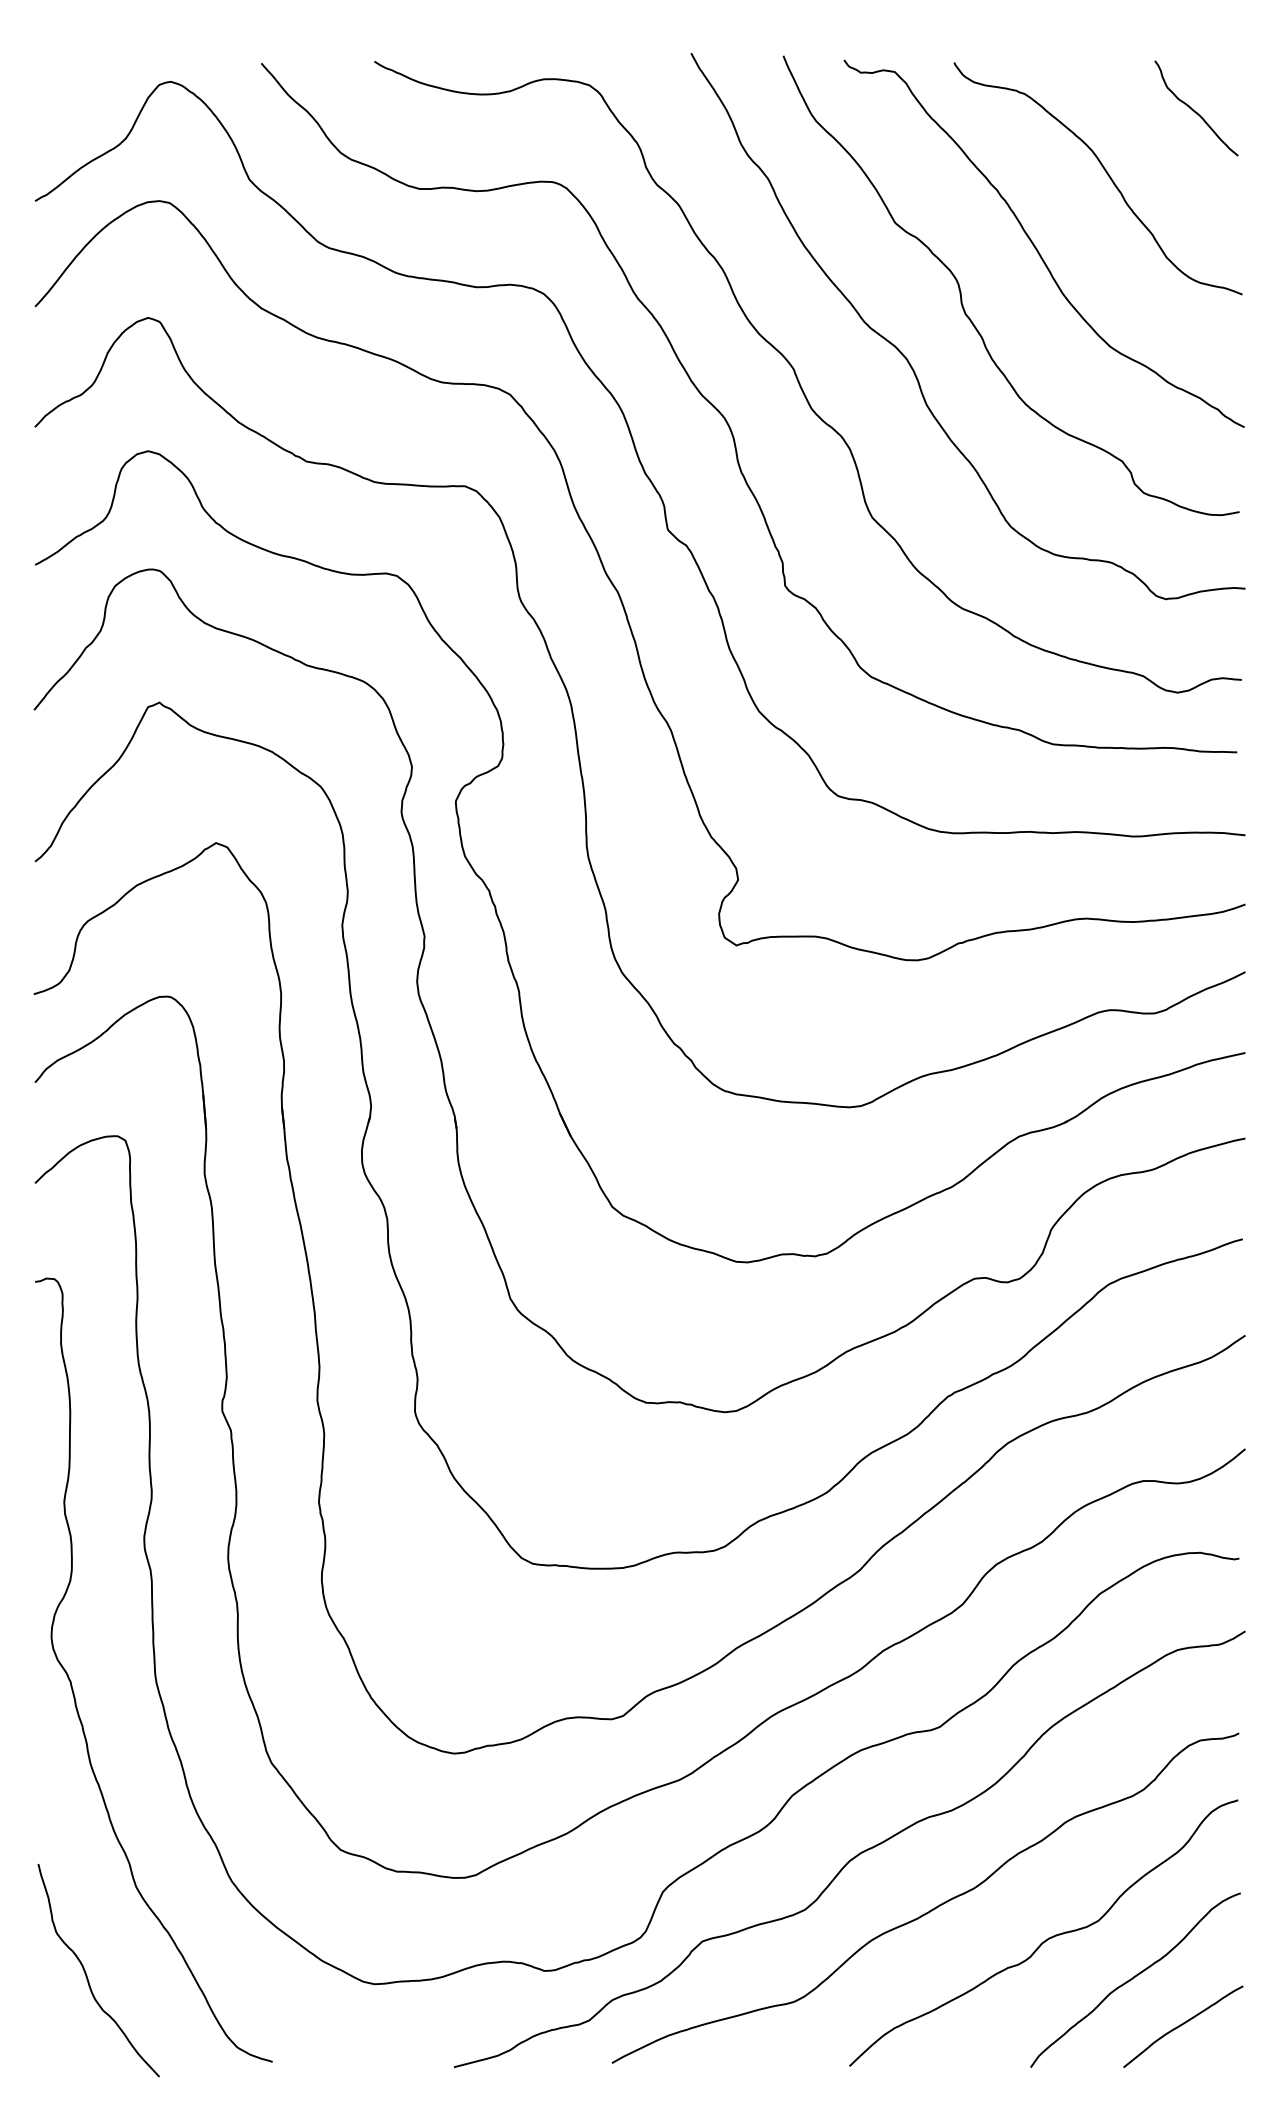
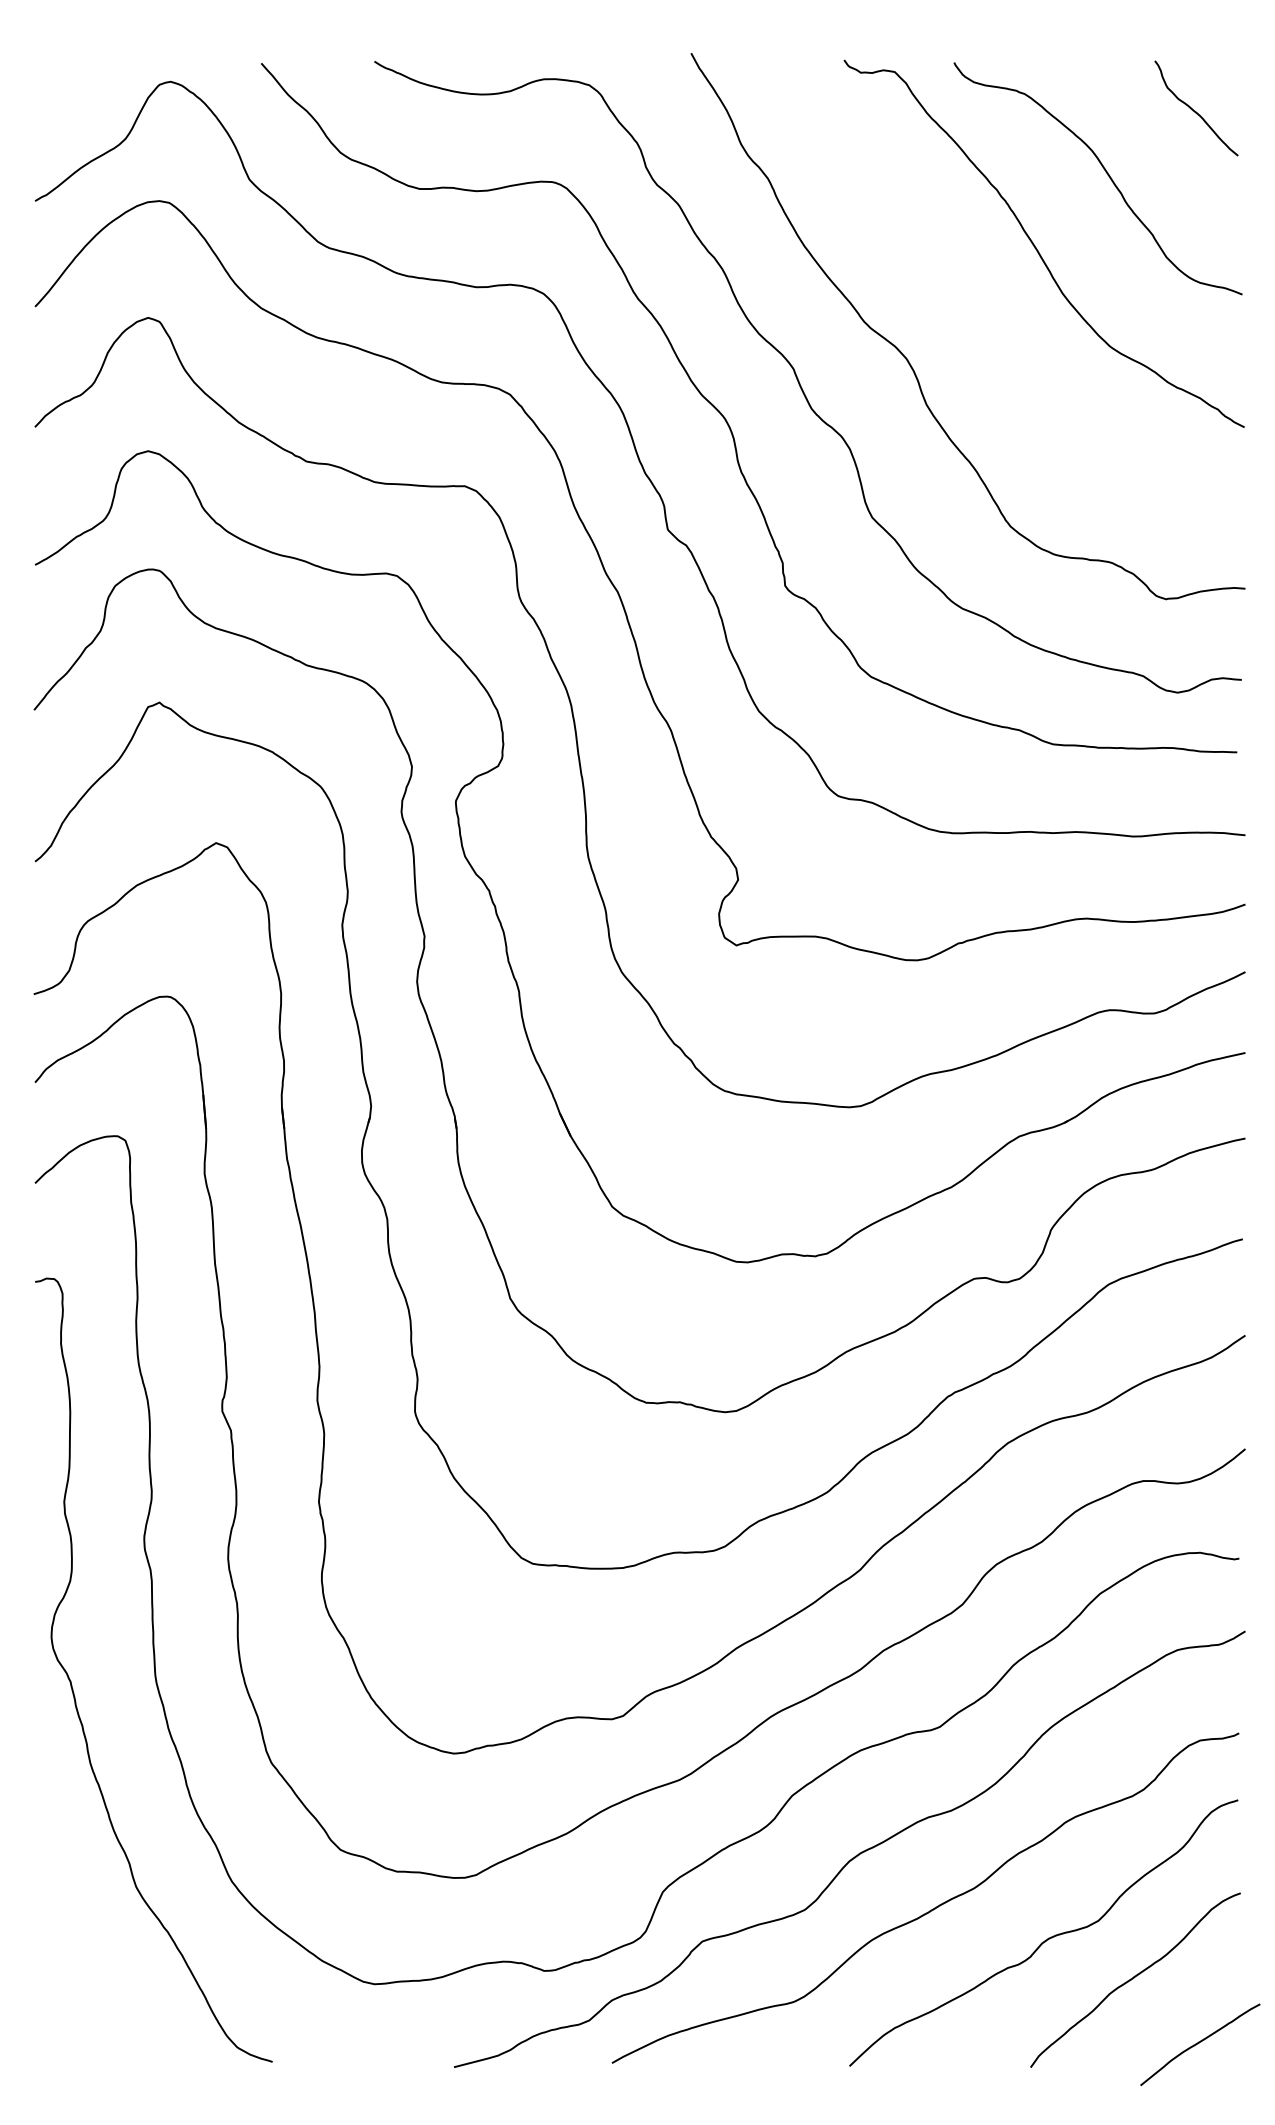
curve: present -> none (961, 291)
curve: present -> none (87, 1975)
curve position: (1182, 2025) -> (1199, 2043) (1199, 2043)
